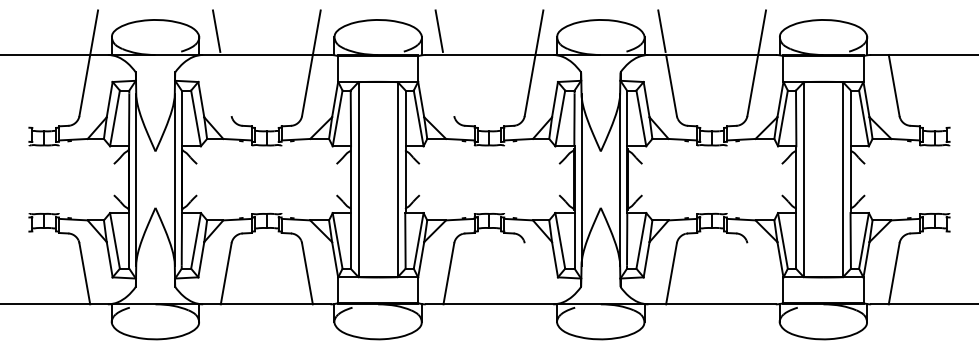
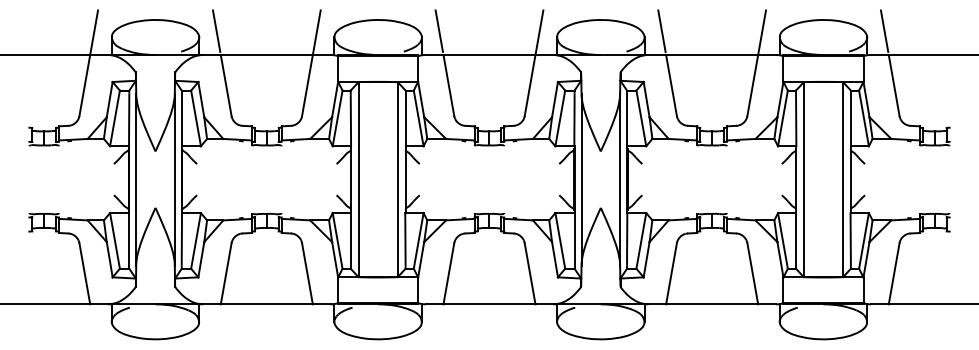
line: none -> present (884, 30)
line: none -> present (225, 85)
line: none -> present (448, 85)
line: none -> present (529, 273)
line: none -> present (752, 273)
